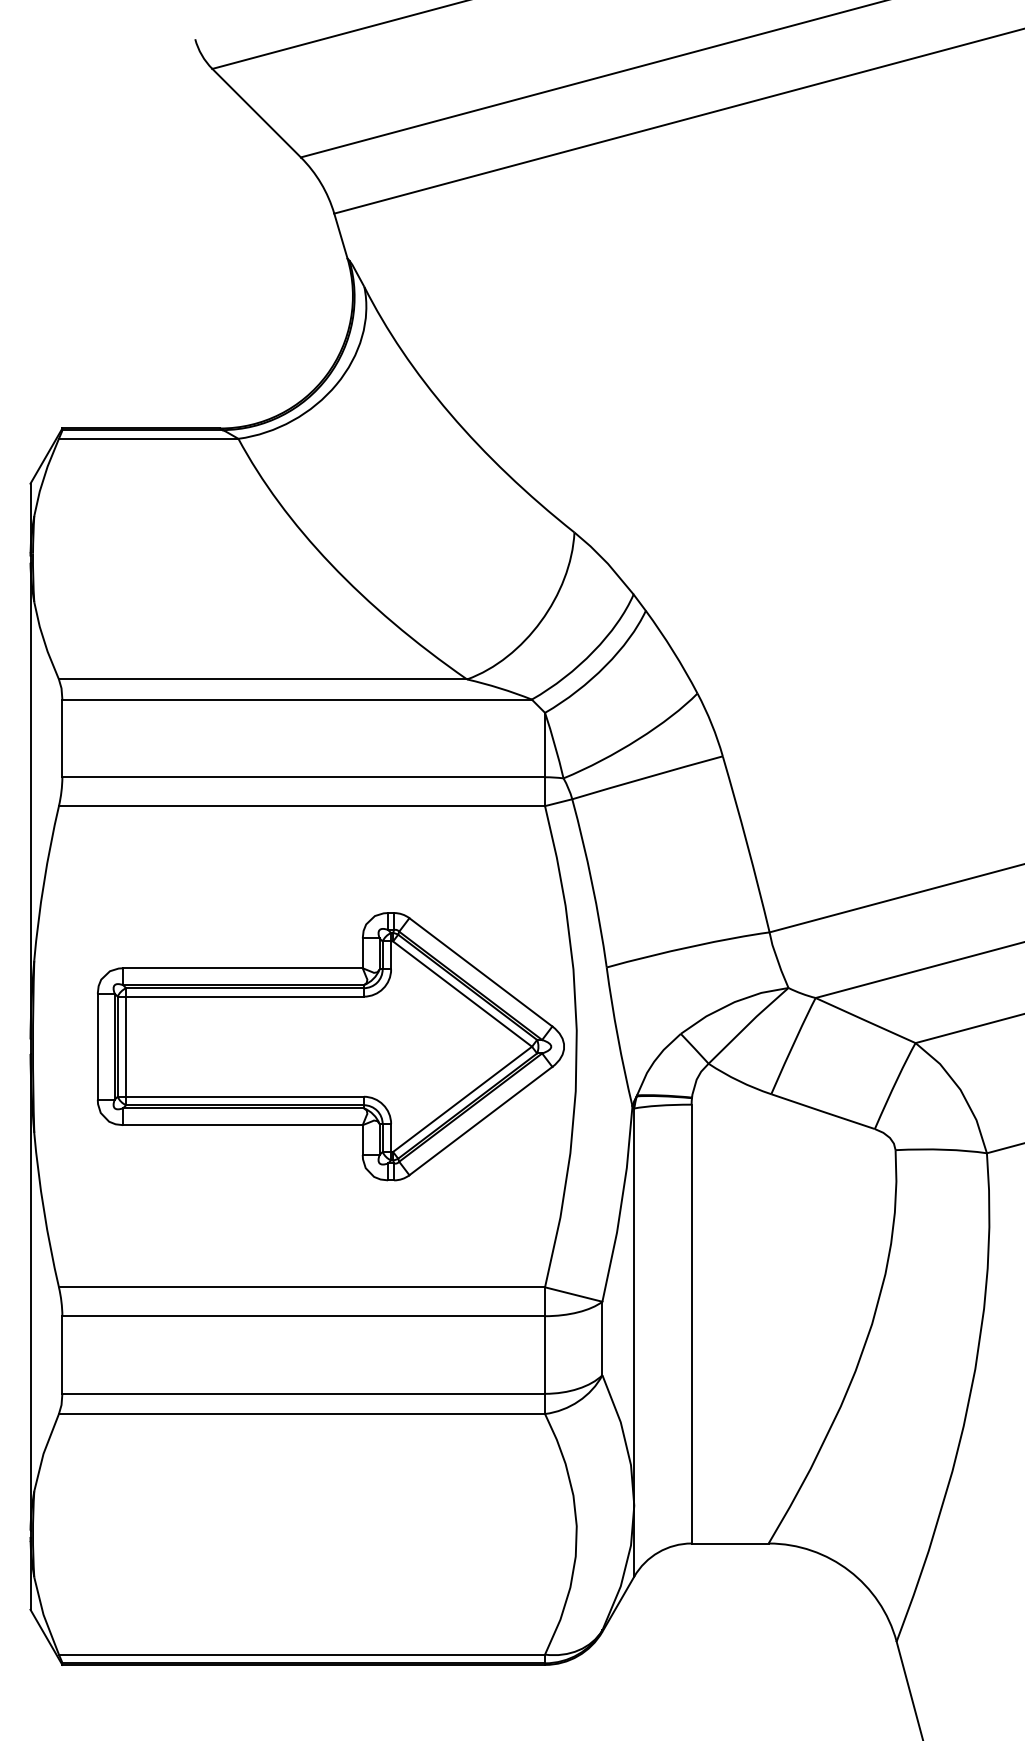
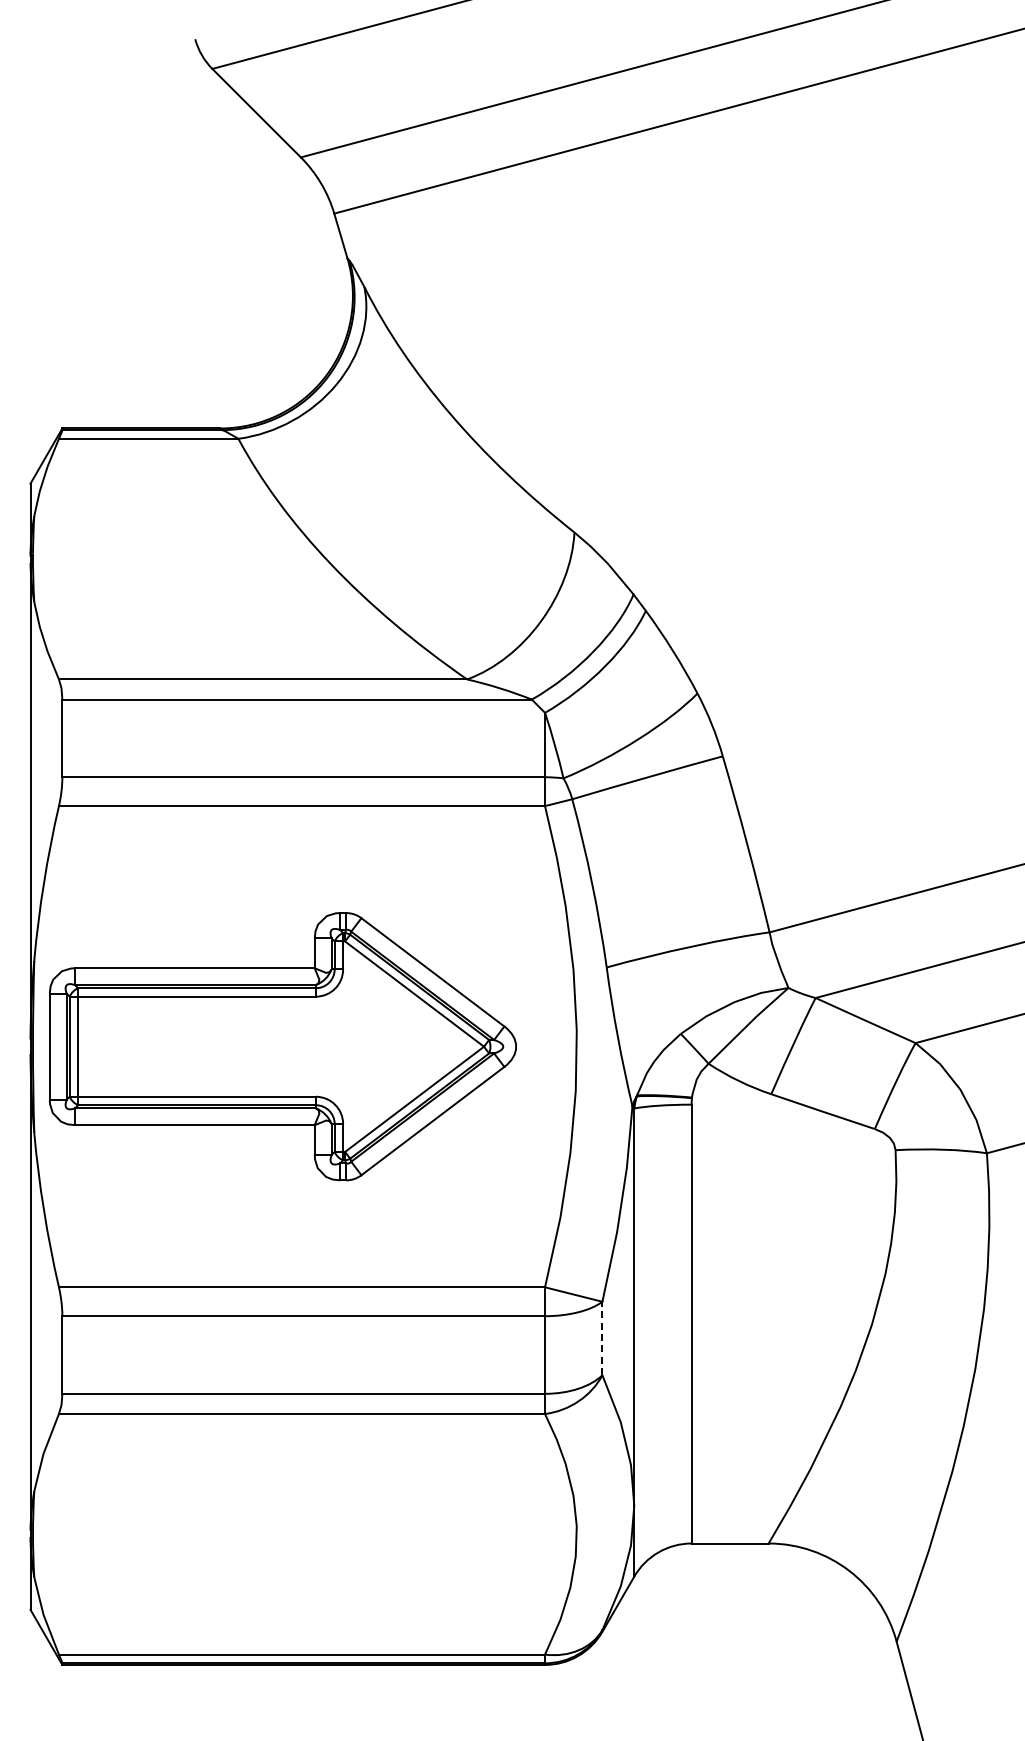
part position: (330, 1046) -> (282, 1046) (282, 1046)
line: solid -> dashed (602, 1338)
